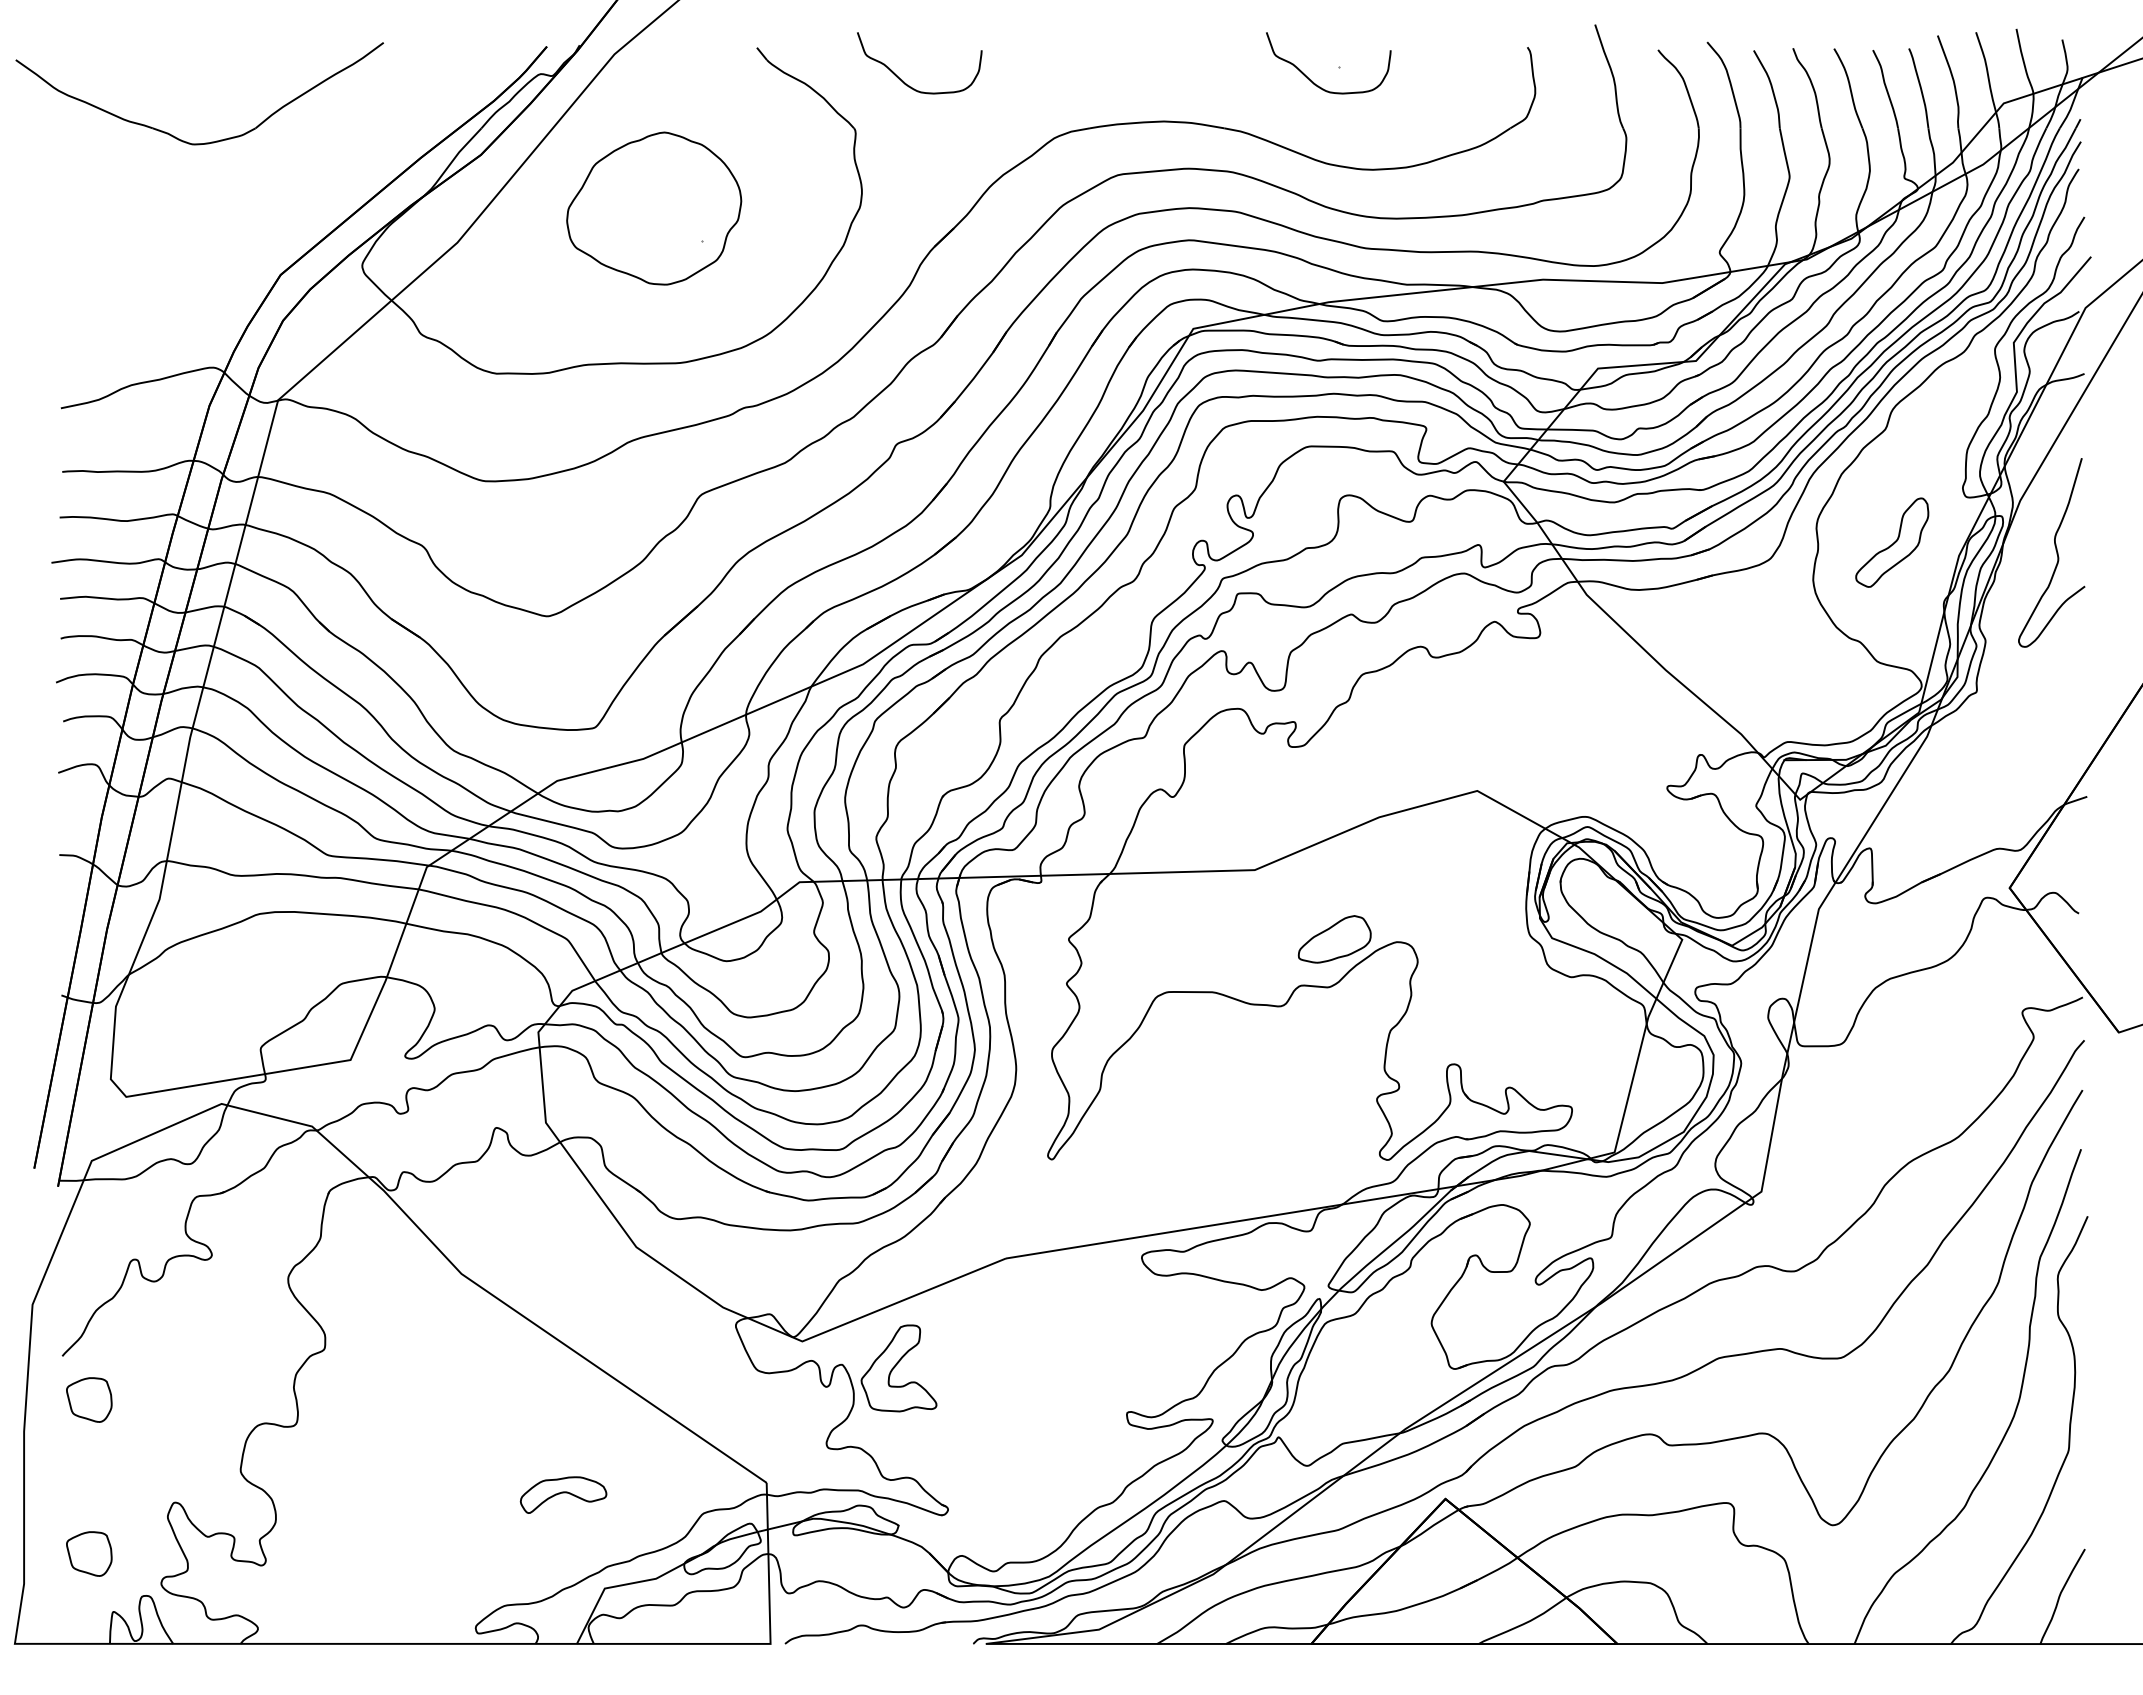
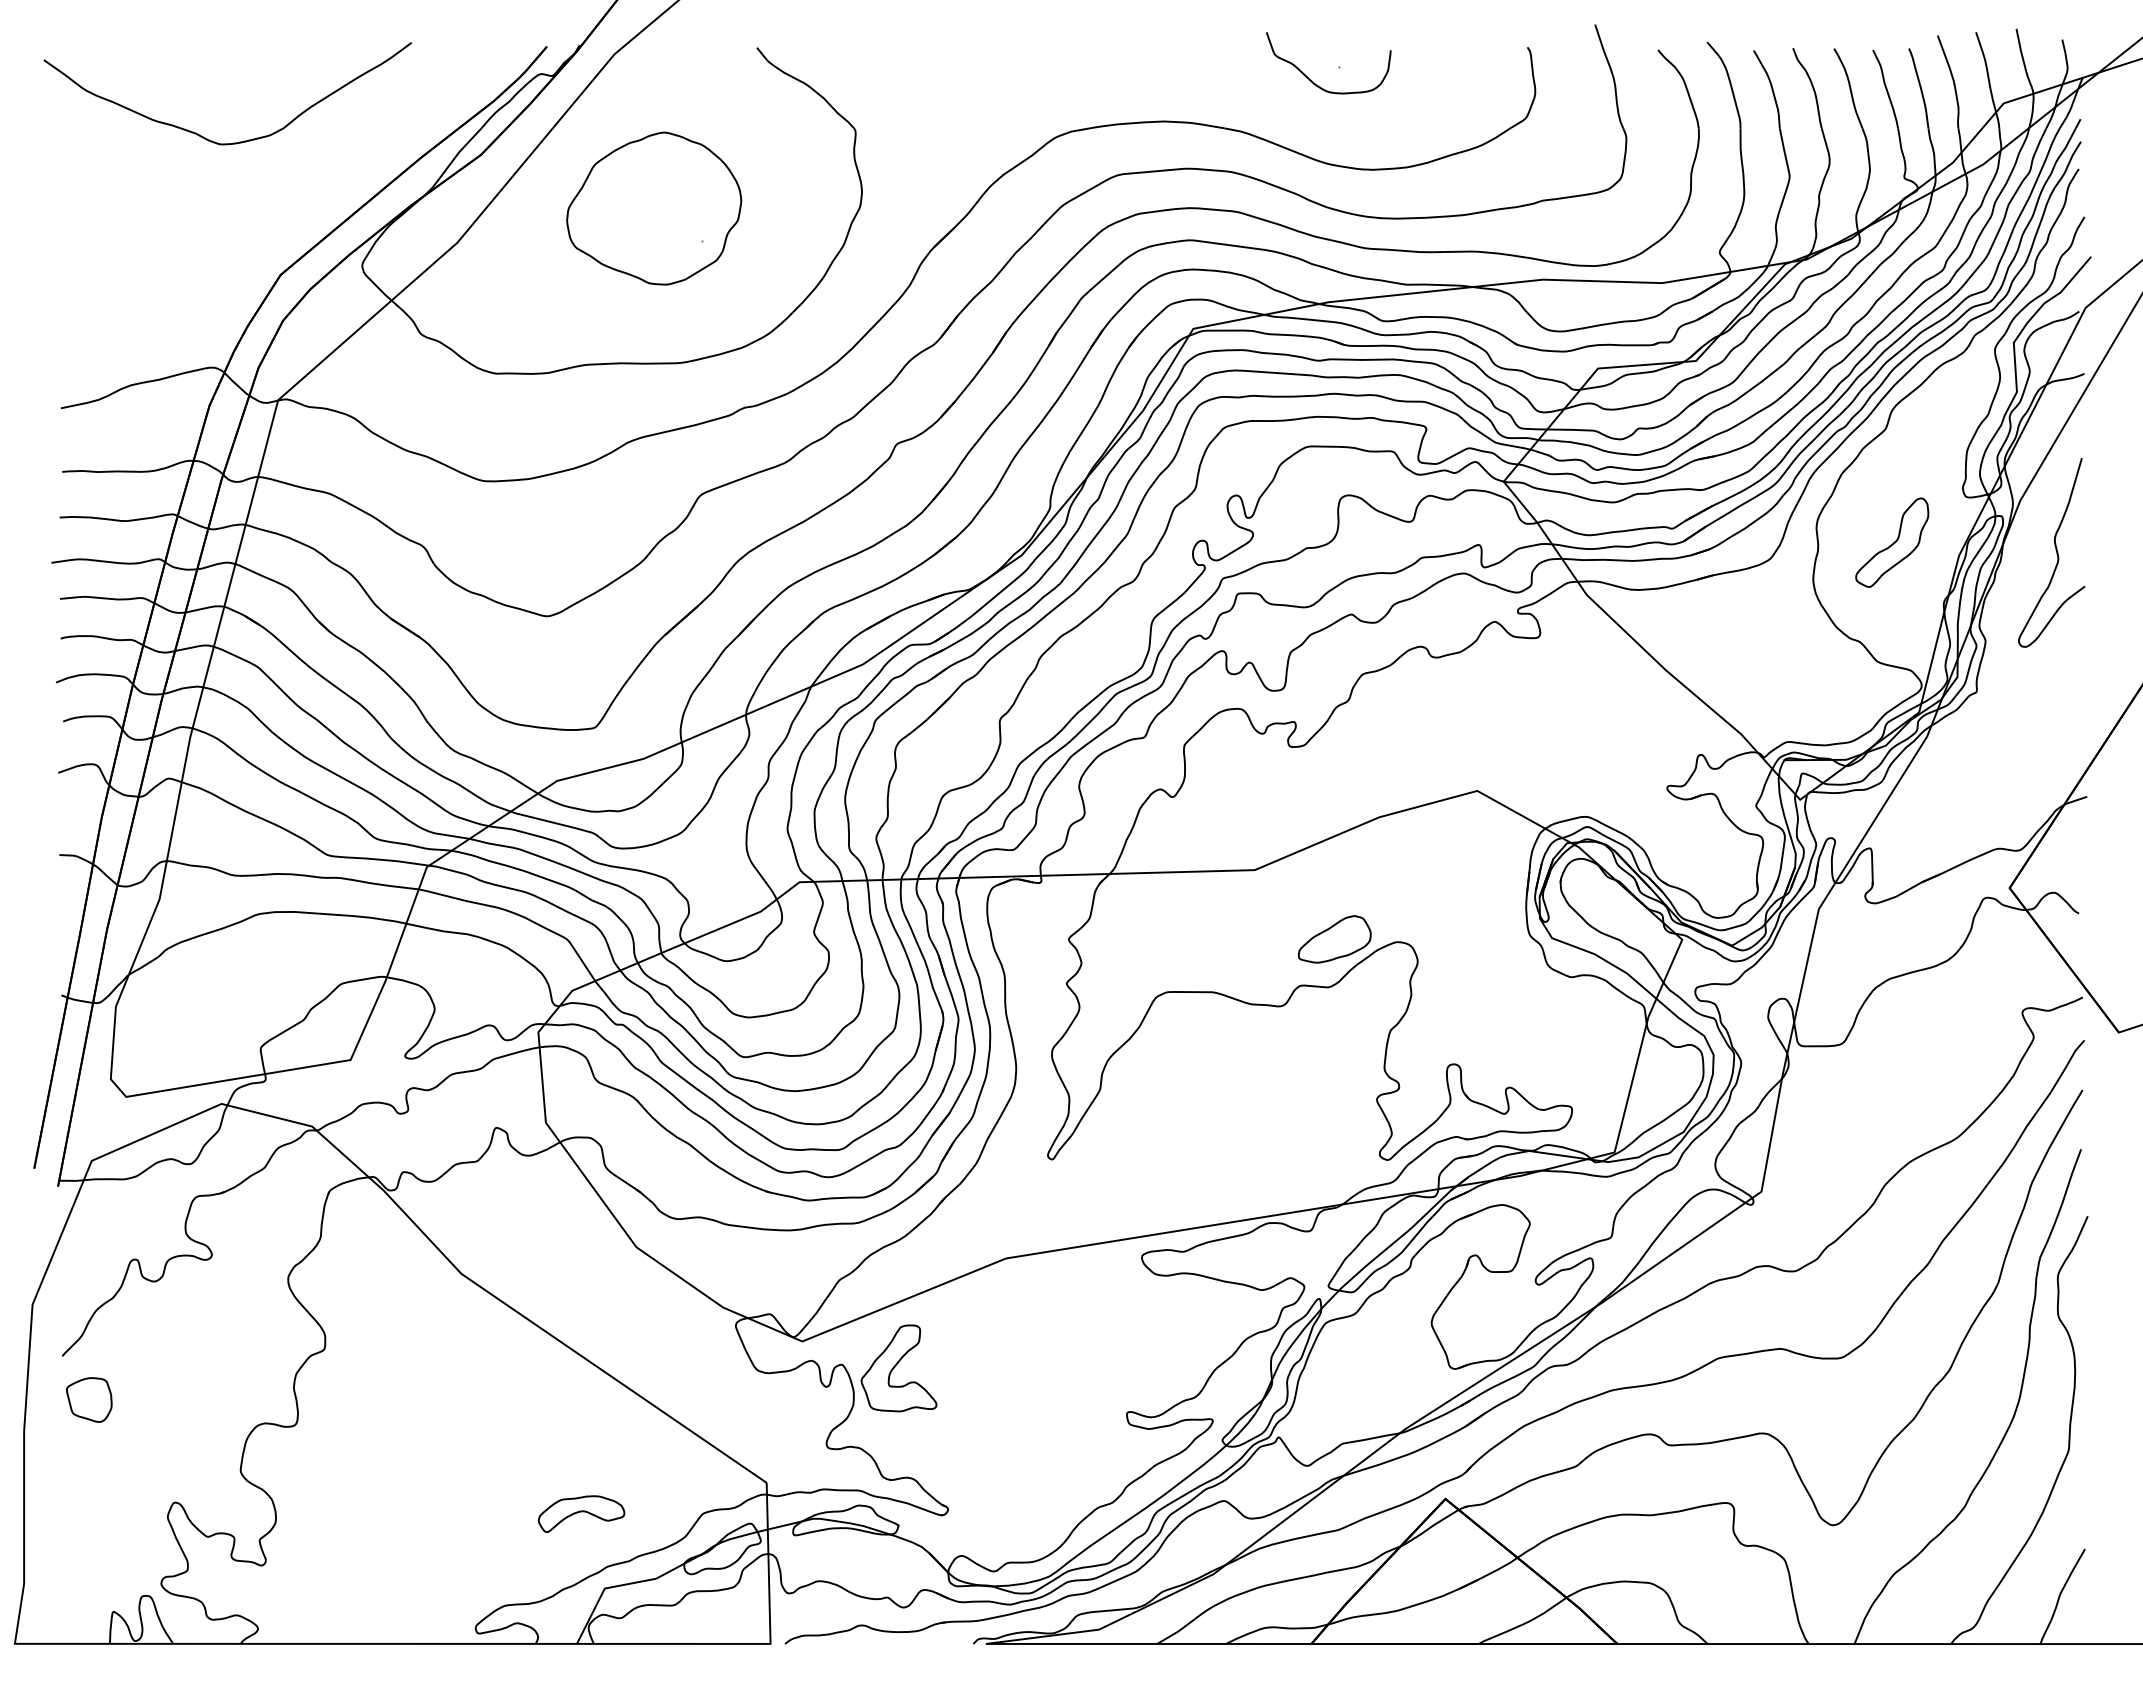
curve: present -> none (903, 80)
part position: (177, 137) -> (205, 137) (205, 137)
part position: (563, 1494) -> (581, 1513) (581, 1513)
part: present -> none (89, 1553)
